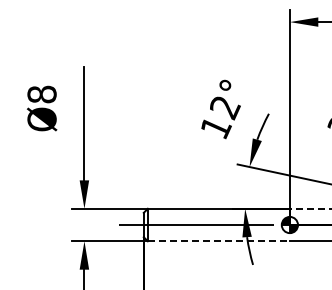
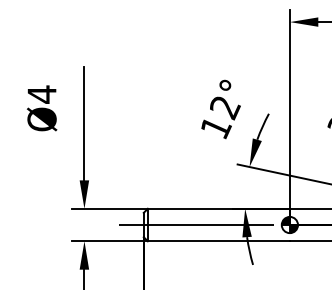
text: Ø8 -> Ø4 (41, 94)
line: dashed -> solid (310, 208)
line: dashed -> solid (219, 241)
